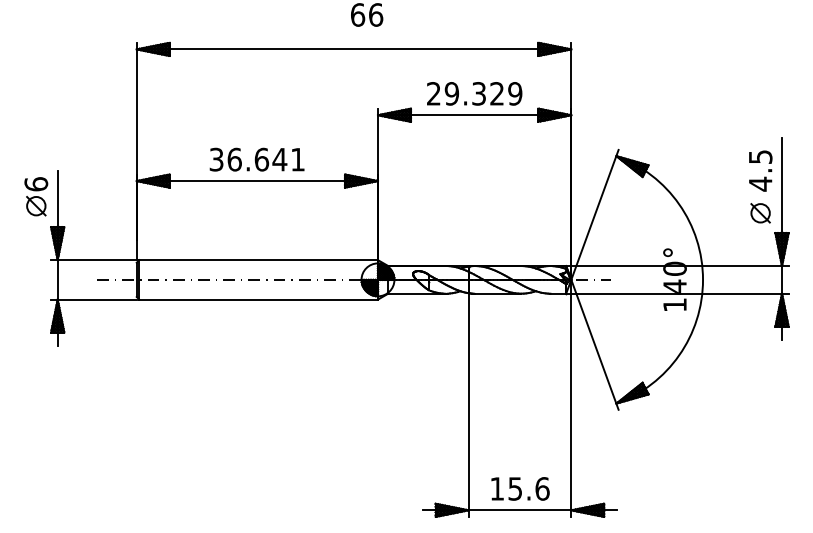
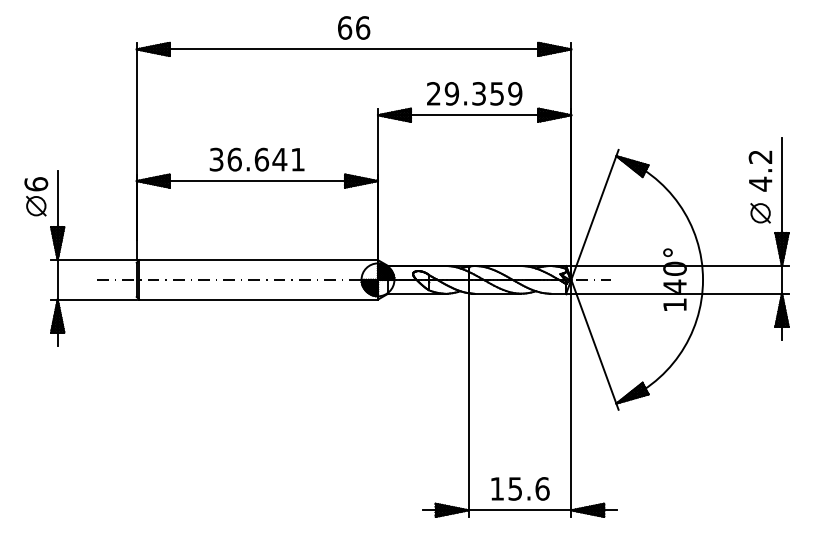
text position: (367, 14) -> (354, 27) (354, 27)
text: 29.329 -> 29.359 (496, 93)
text: 4.5 -> 4.2 (760, 156)
